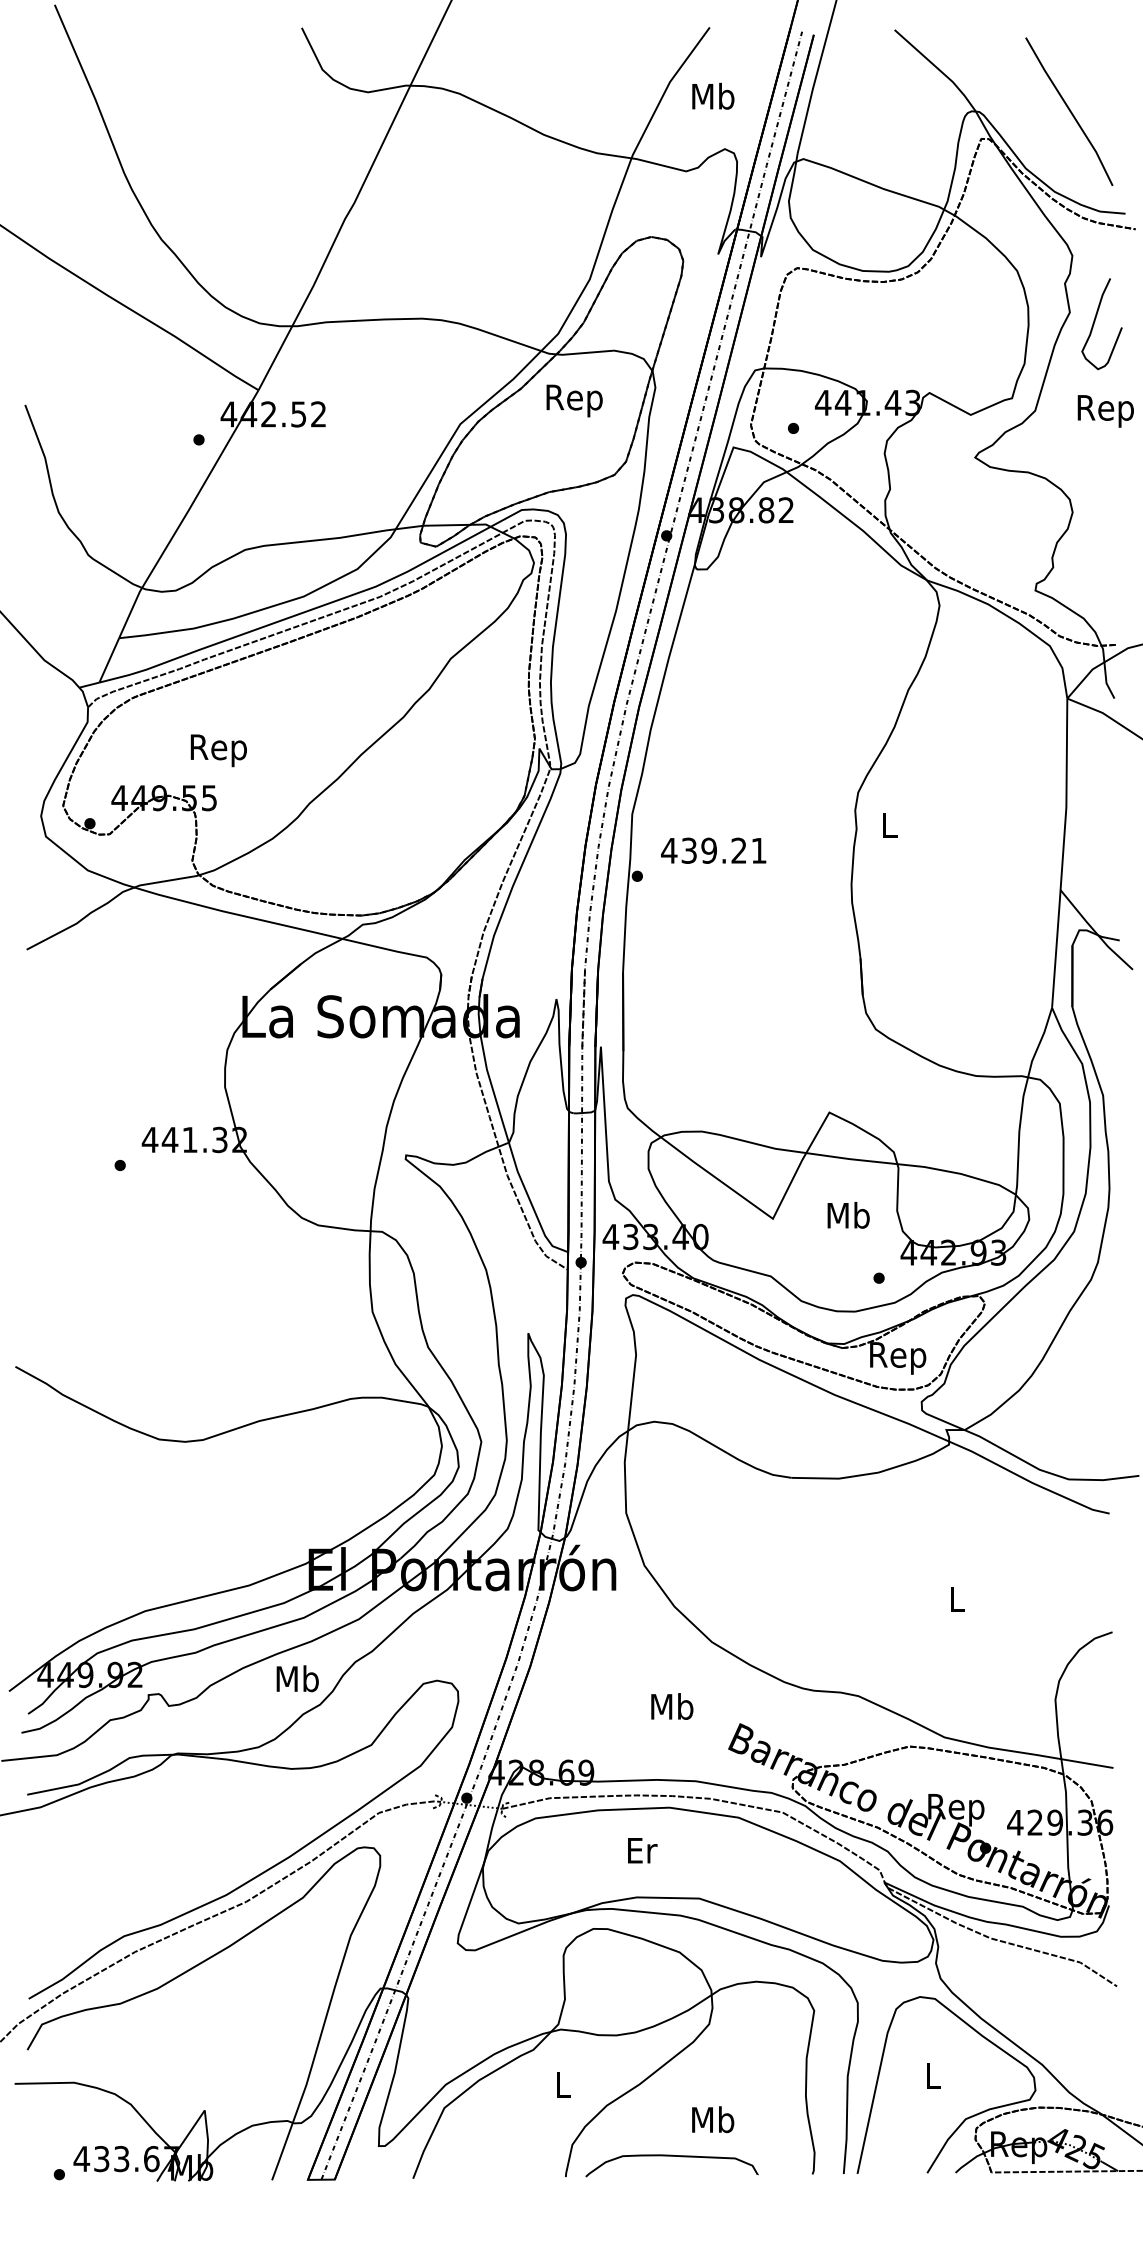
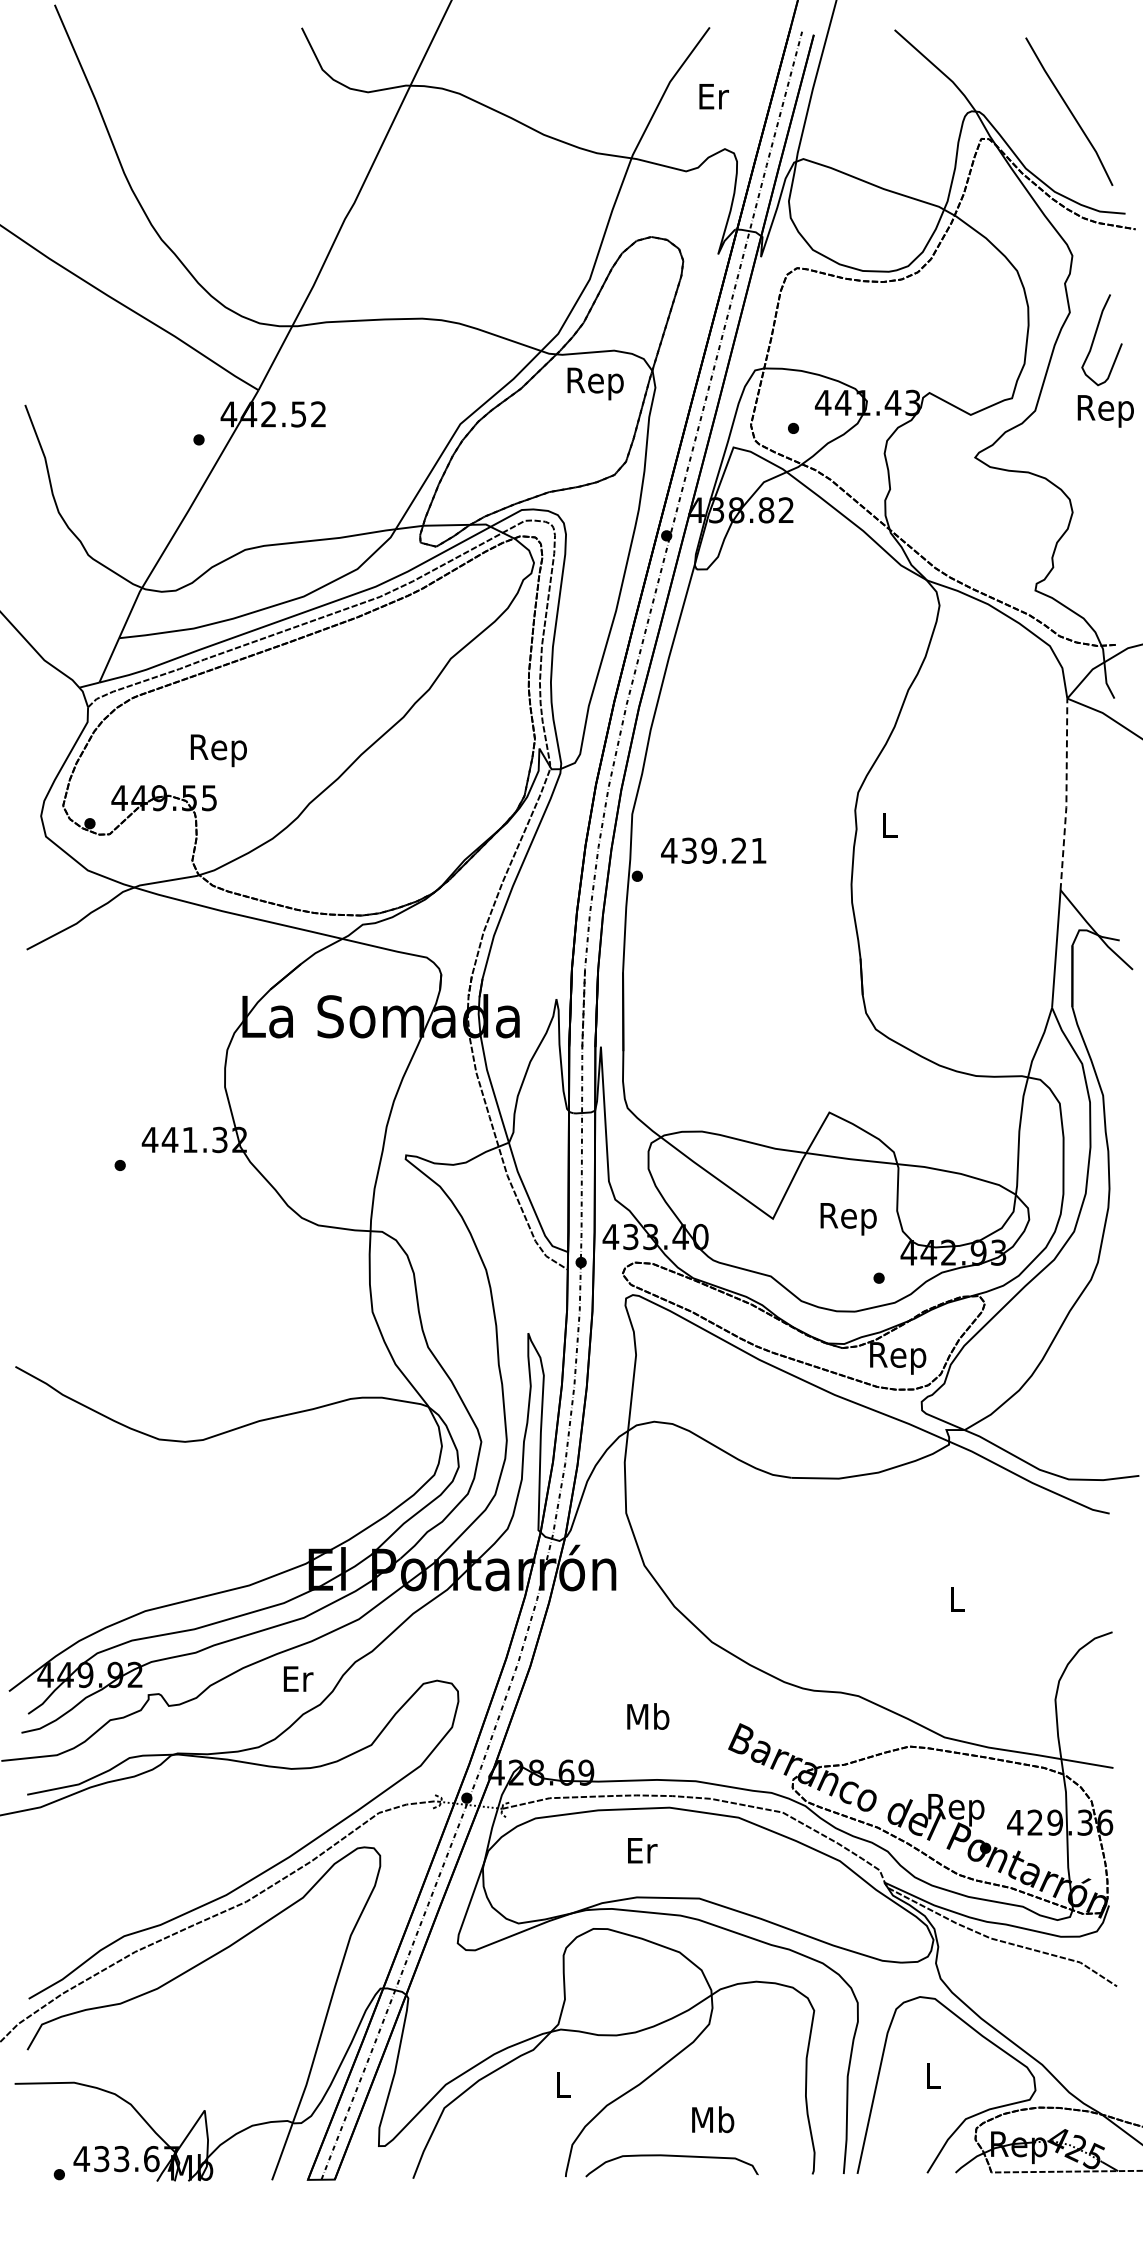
text: Mb -> Er (713, 95)
curve position: (1095, 321) -> (1095, 337) (1095, 337)
text position: (574, 400) -> (595, 383) (595, 383)
line: solid -> dashed (1066, 794)
text: Mb -> Rep (848, 1218)
text: Mb -> Er (297, 1678)
text position: (672, 1706) -> (648, 1716) (648, 1716)
